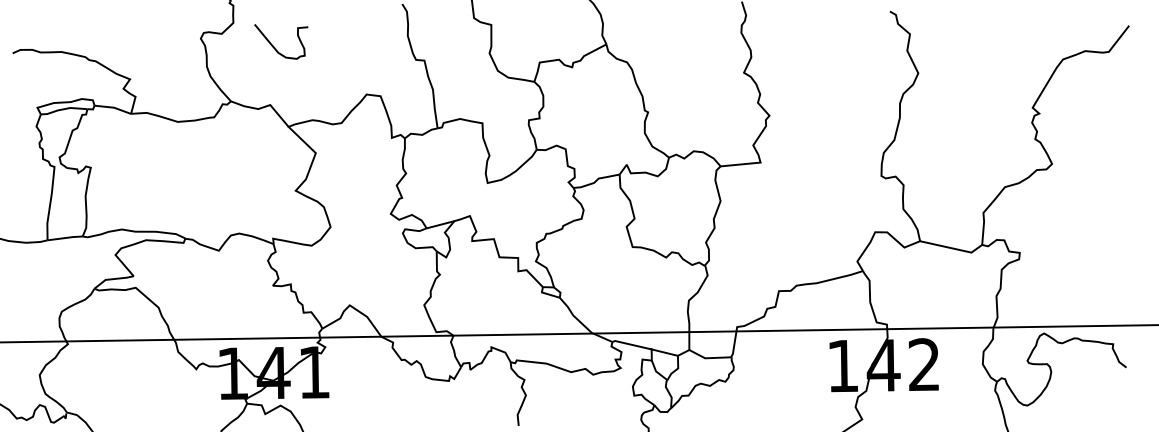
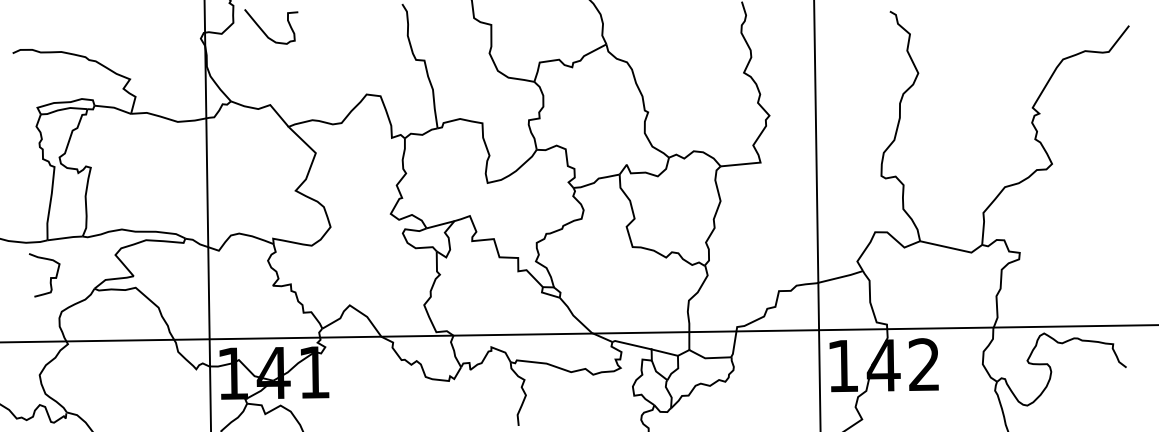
curve position: (275, 47) -> (265, 32) (265, 32)
line: none -> present (207, 215)
line: none -> present (817, 215)
curve: none -> present (50, 277)
